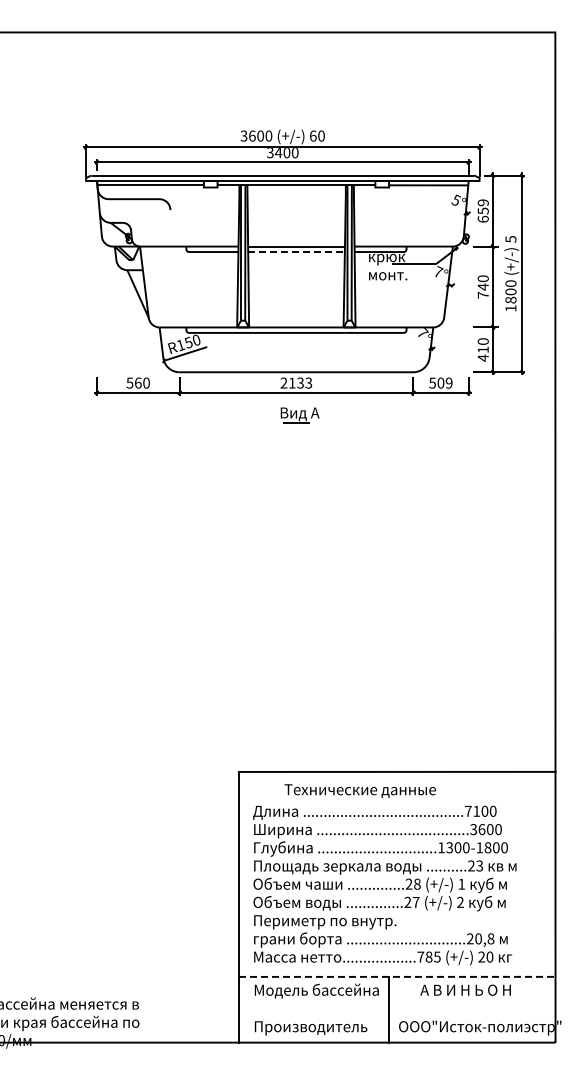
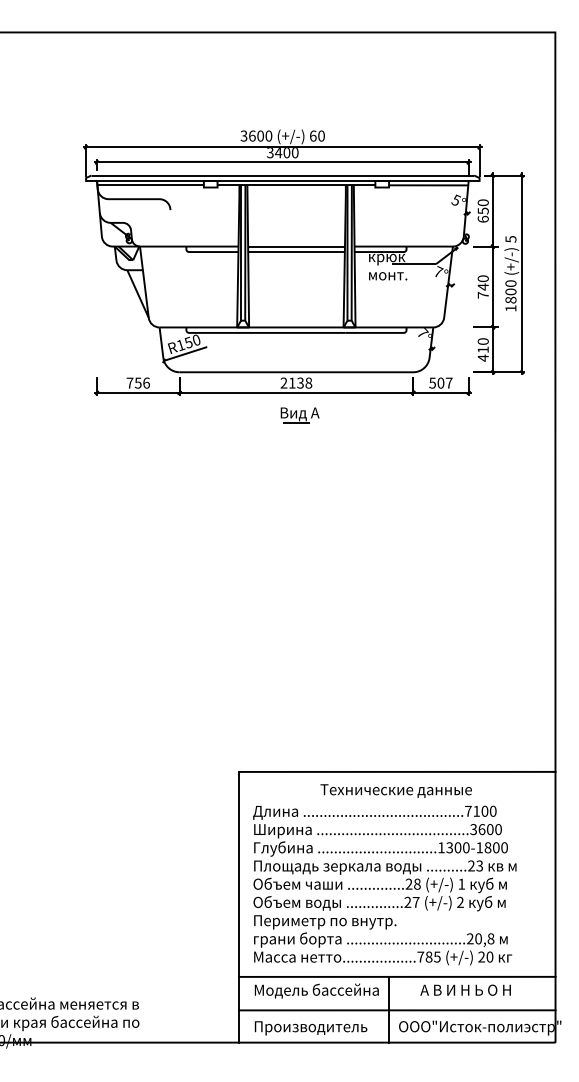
text: 659 -> 650 (483, 202)
line: dashed -> solid (297, 252)
text: 560 -> 756 (137, 382)
text: 2133 -> 2138 (308, 382)
text: 509 -> 507 (448, 382)
text position: (359, 790) -> (395, 790) (395, 790)
line: dashed -> solid (397, 976)
line: none -> present (396, 1010)
